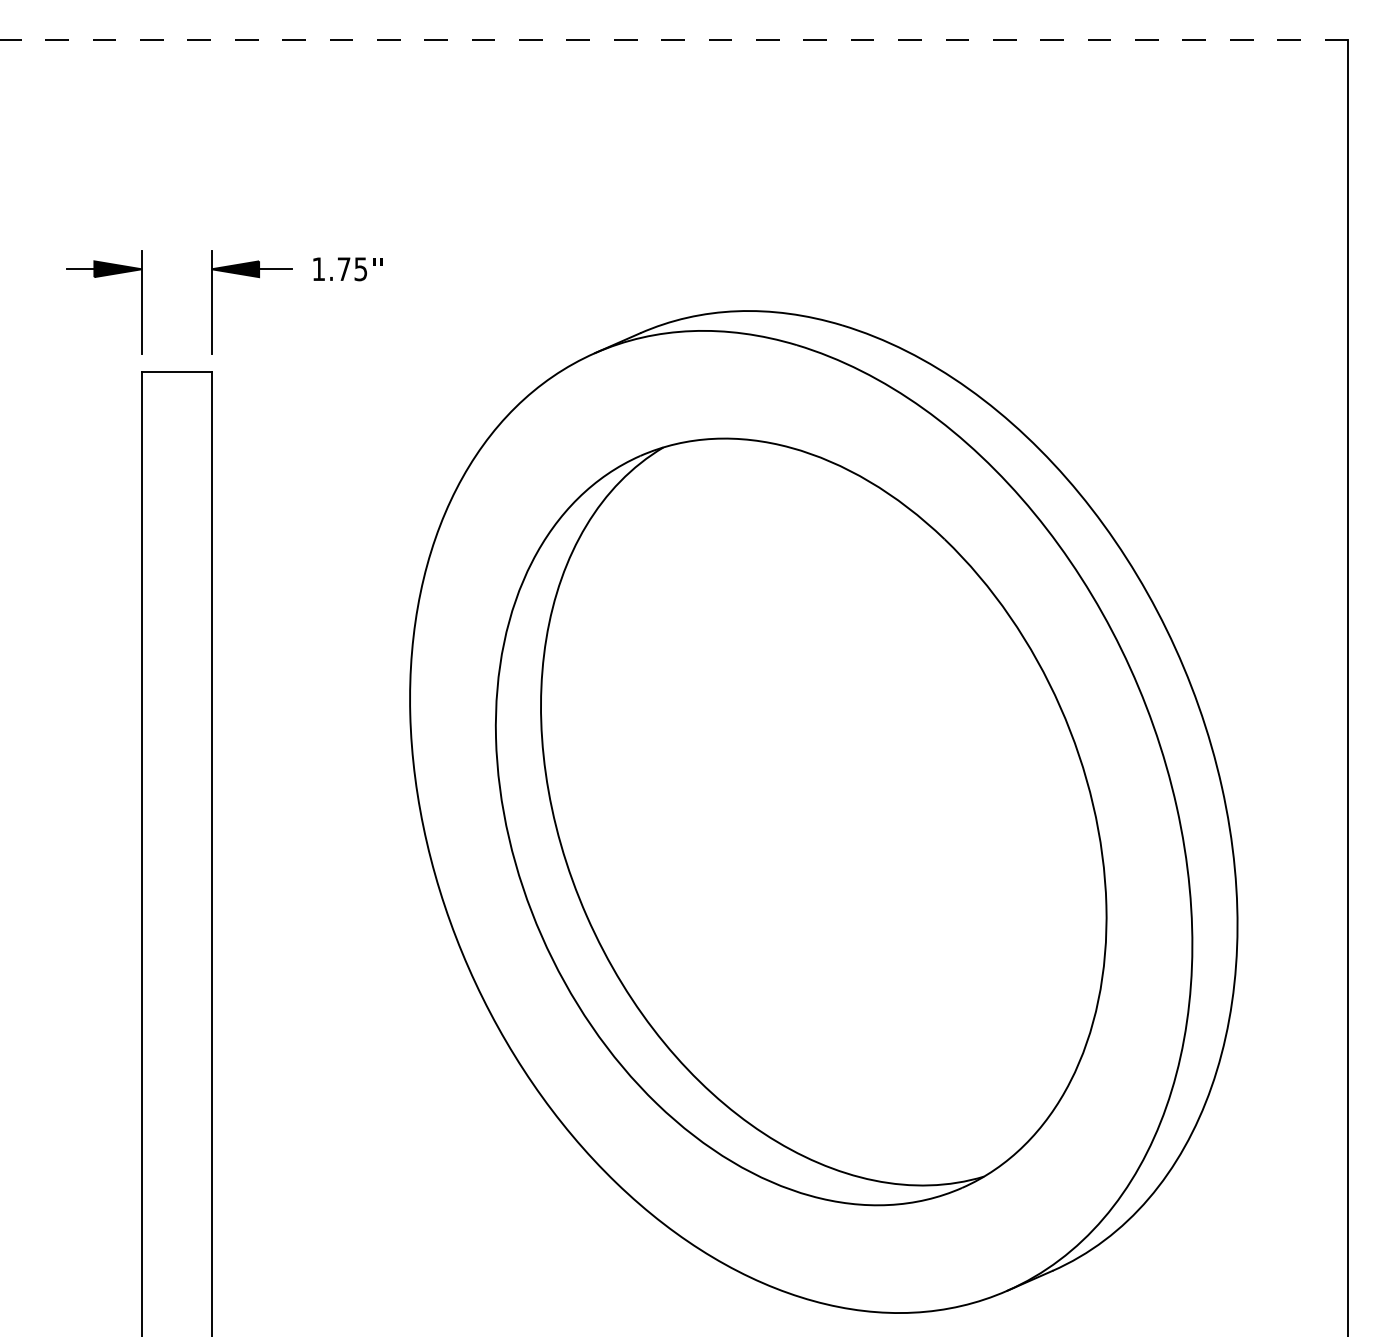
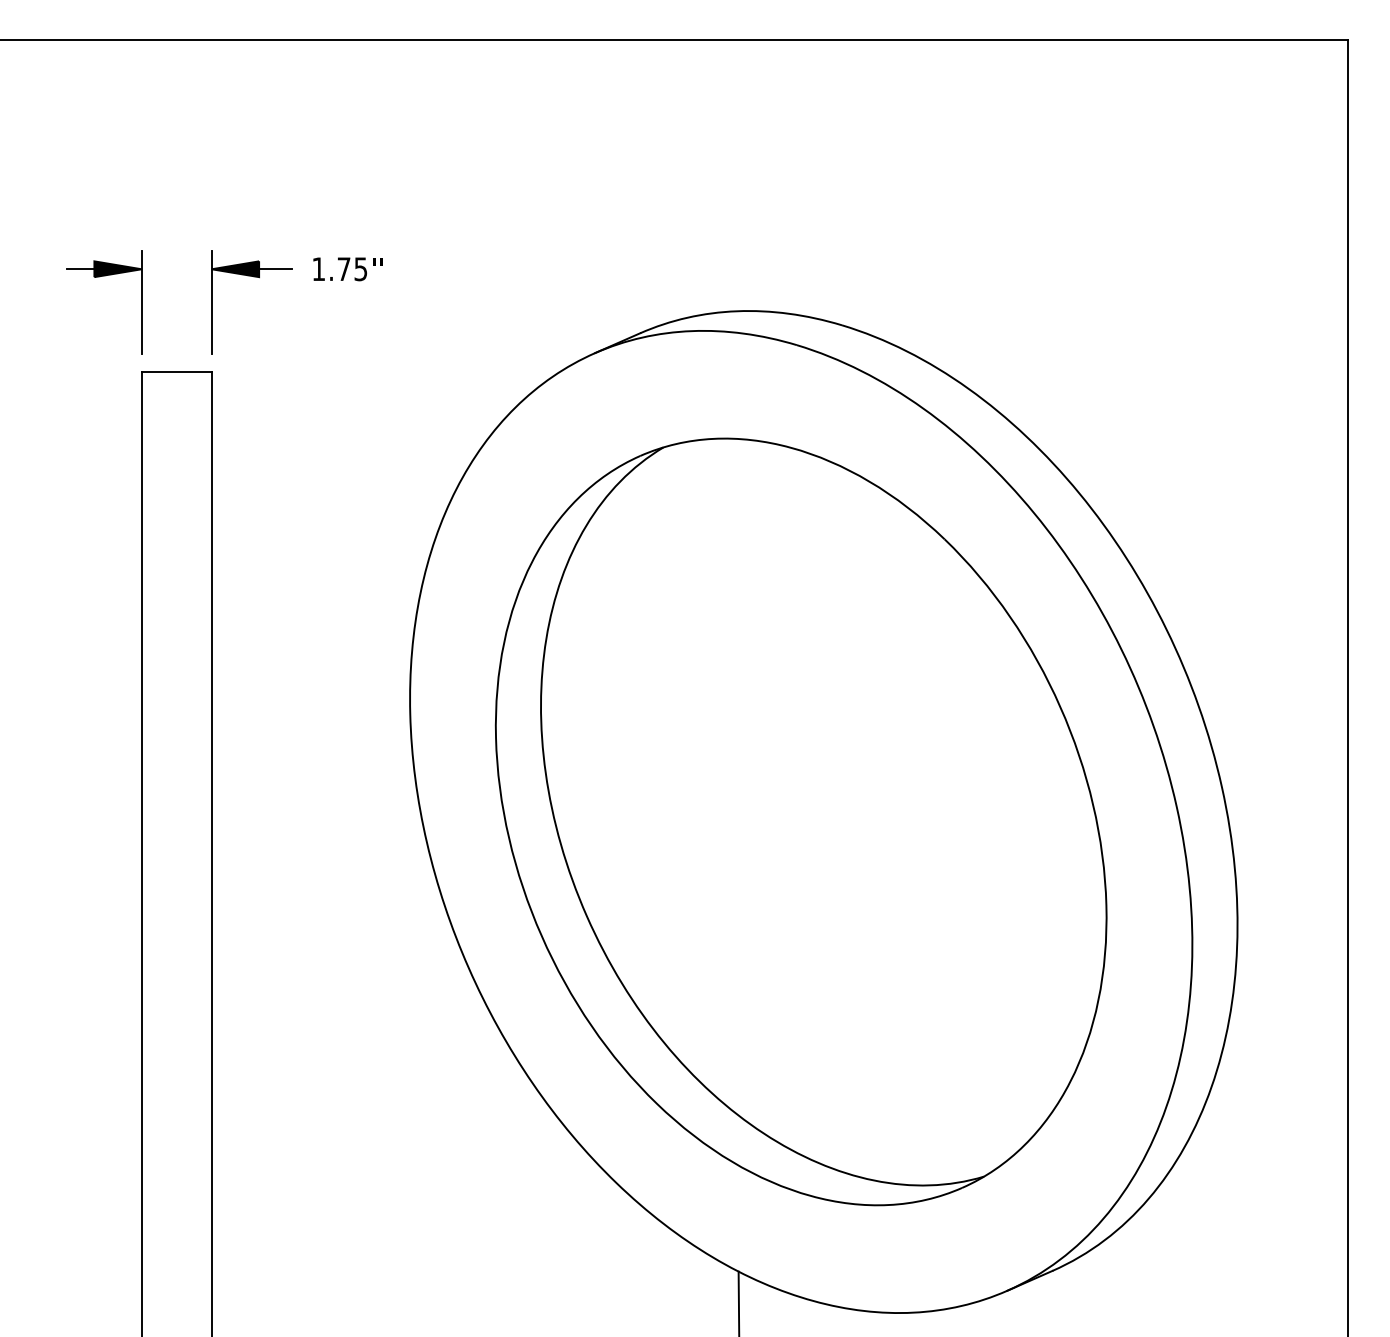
line: dashed -> solid (674, 39)
line: none -> present (738, 1302)
